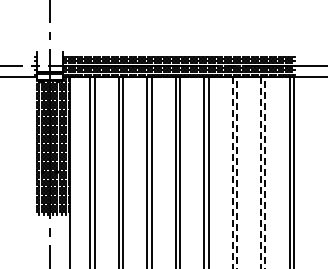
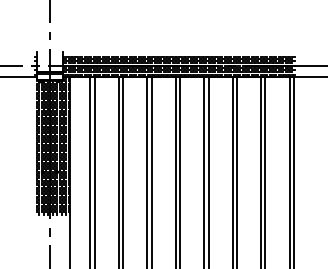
line: dashed -> solid (236, 268)
line: dashed -> solid (265, 268)
